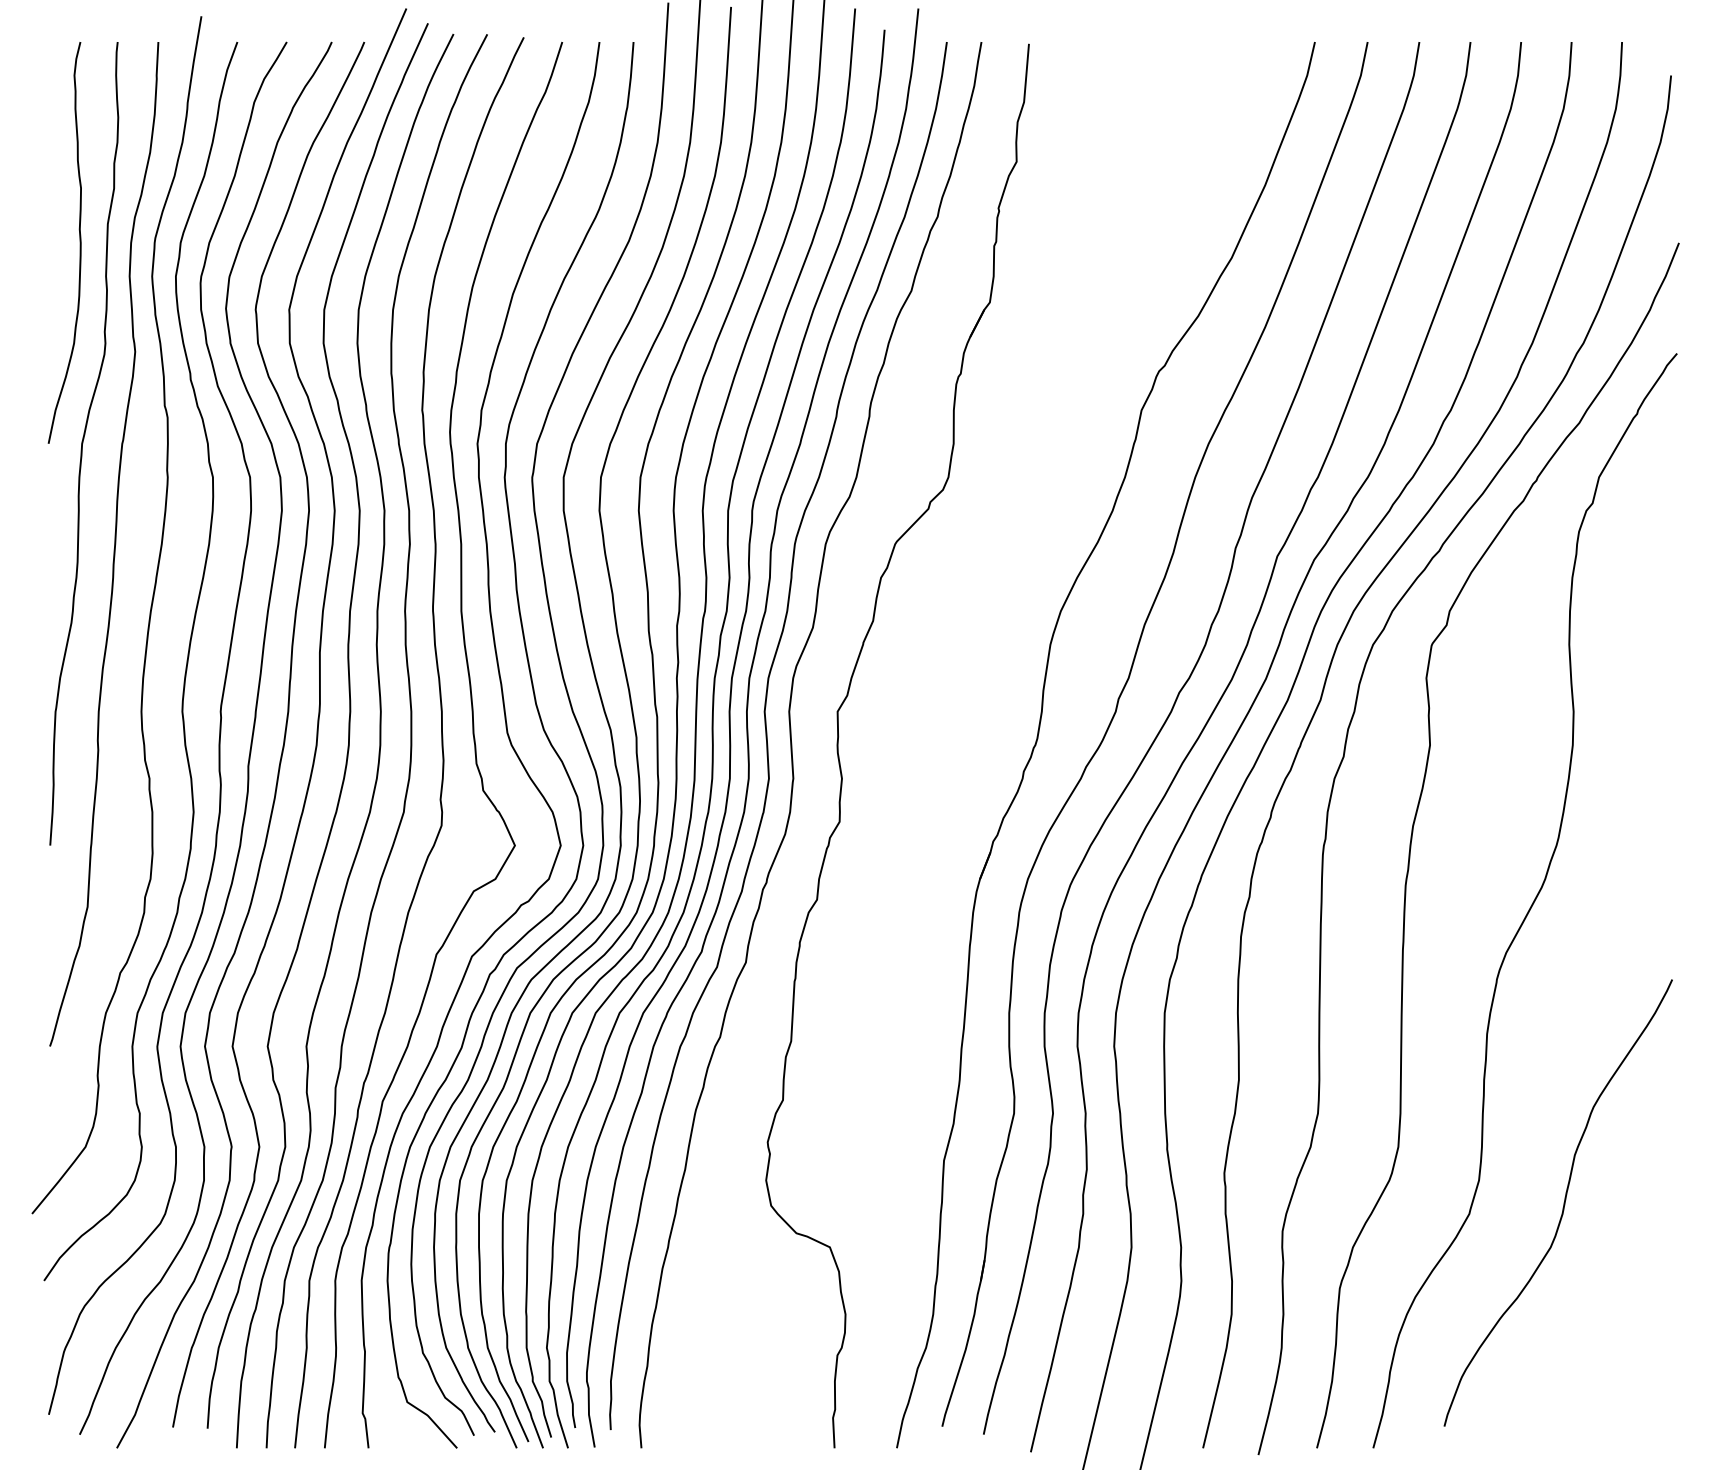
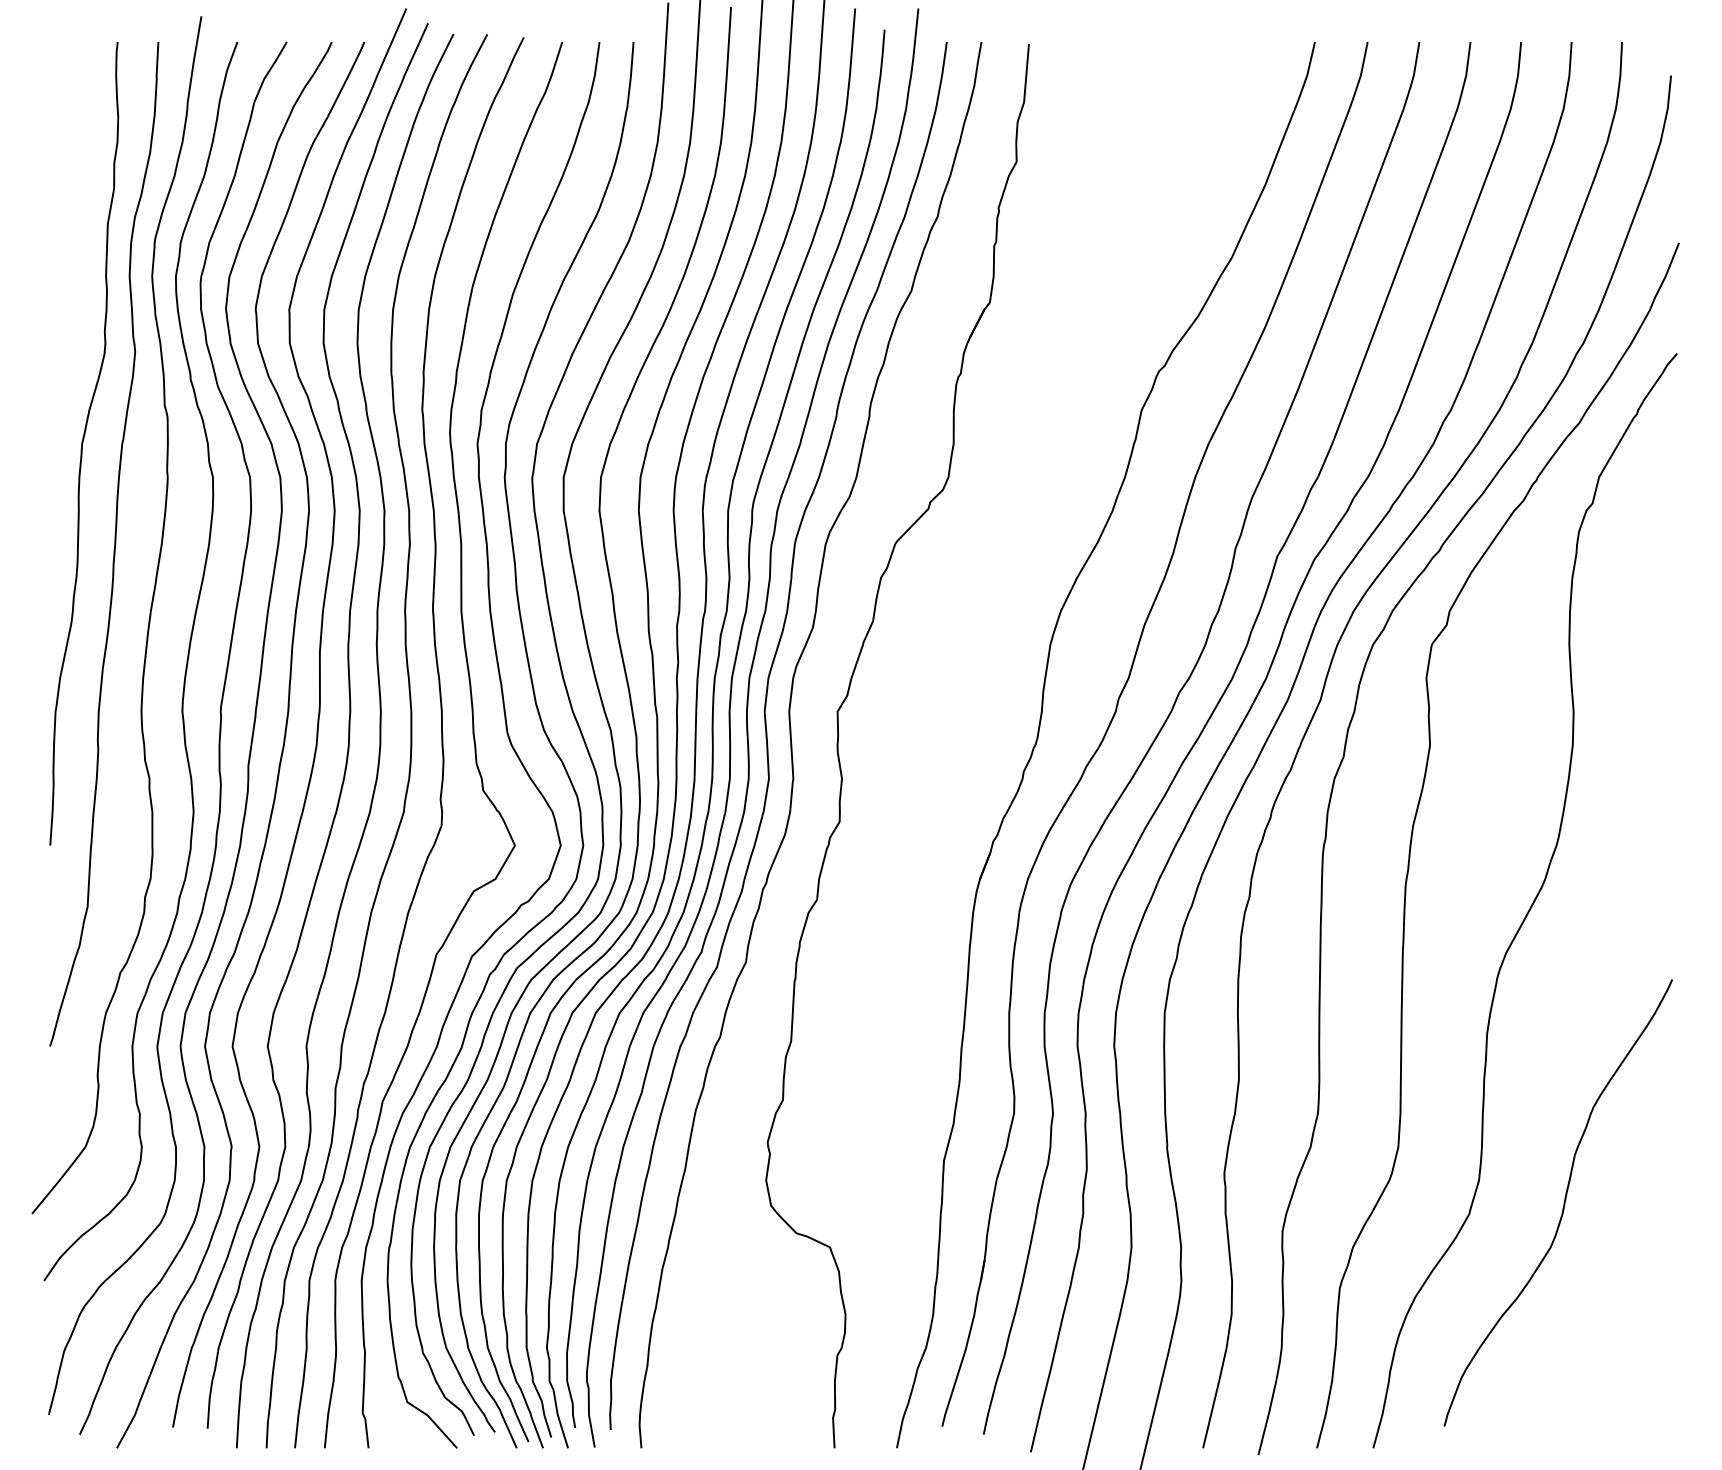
curve: present -> none (79, 242)
